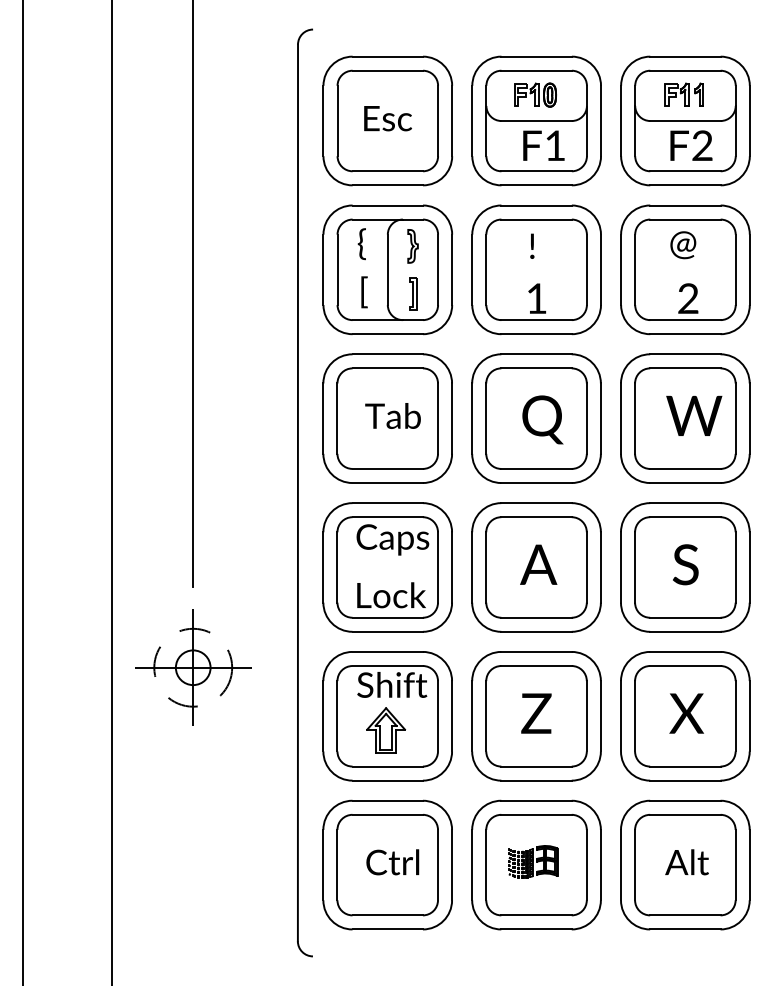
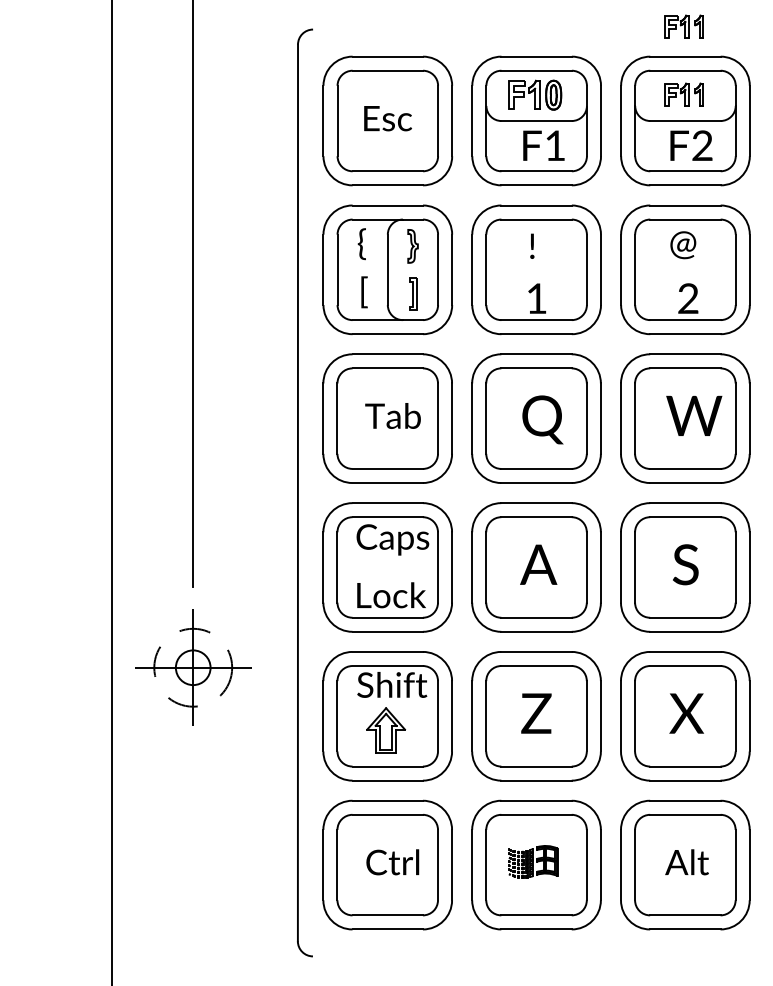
part: none -> present (683, 26)
part size: 43x26 px -> 55x32 px (535, 94)
line: present -> none (23, 492)
